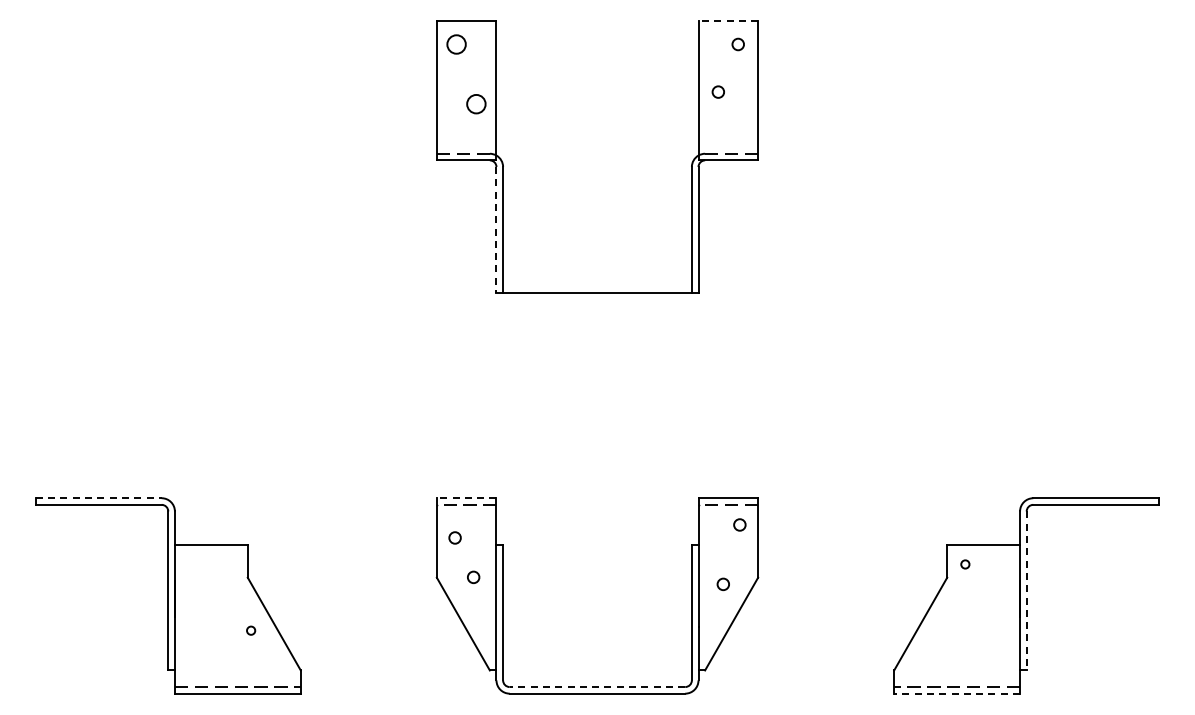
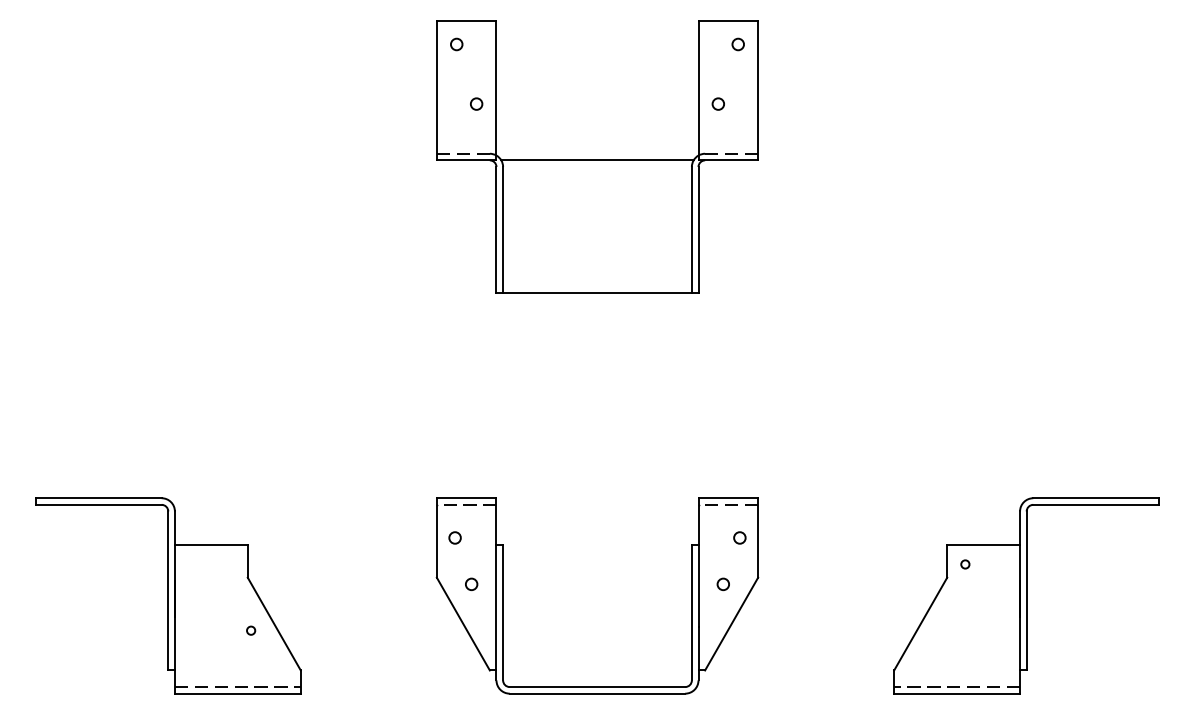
line: dashed -> solid (728, 21)
circle size: 21x21 px -> 14x15 px (456, 44)
circle position: (717, 91) -> (717, 103) (717, 103)
circle size: 21x21 px -> 14x14 px (476, 103)
line: none -> present (597, 160)
line: dashed -> solid (496, 229)
line: dashed -> solid (98, 498)
line: dashed -> solid (466, 498)
circle position: (739, 524) -> (739, 537) (739, 537)
circle position: (473, 576) -> (471, 583) (471, 583)
line: dashed -> solid (1026, 591)
line: dashed -> solid (597, 687)
line: dashed -> solid (957, 693)
